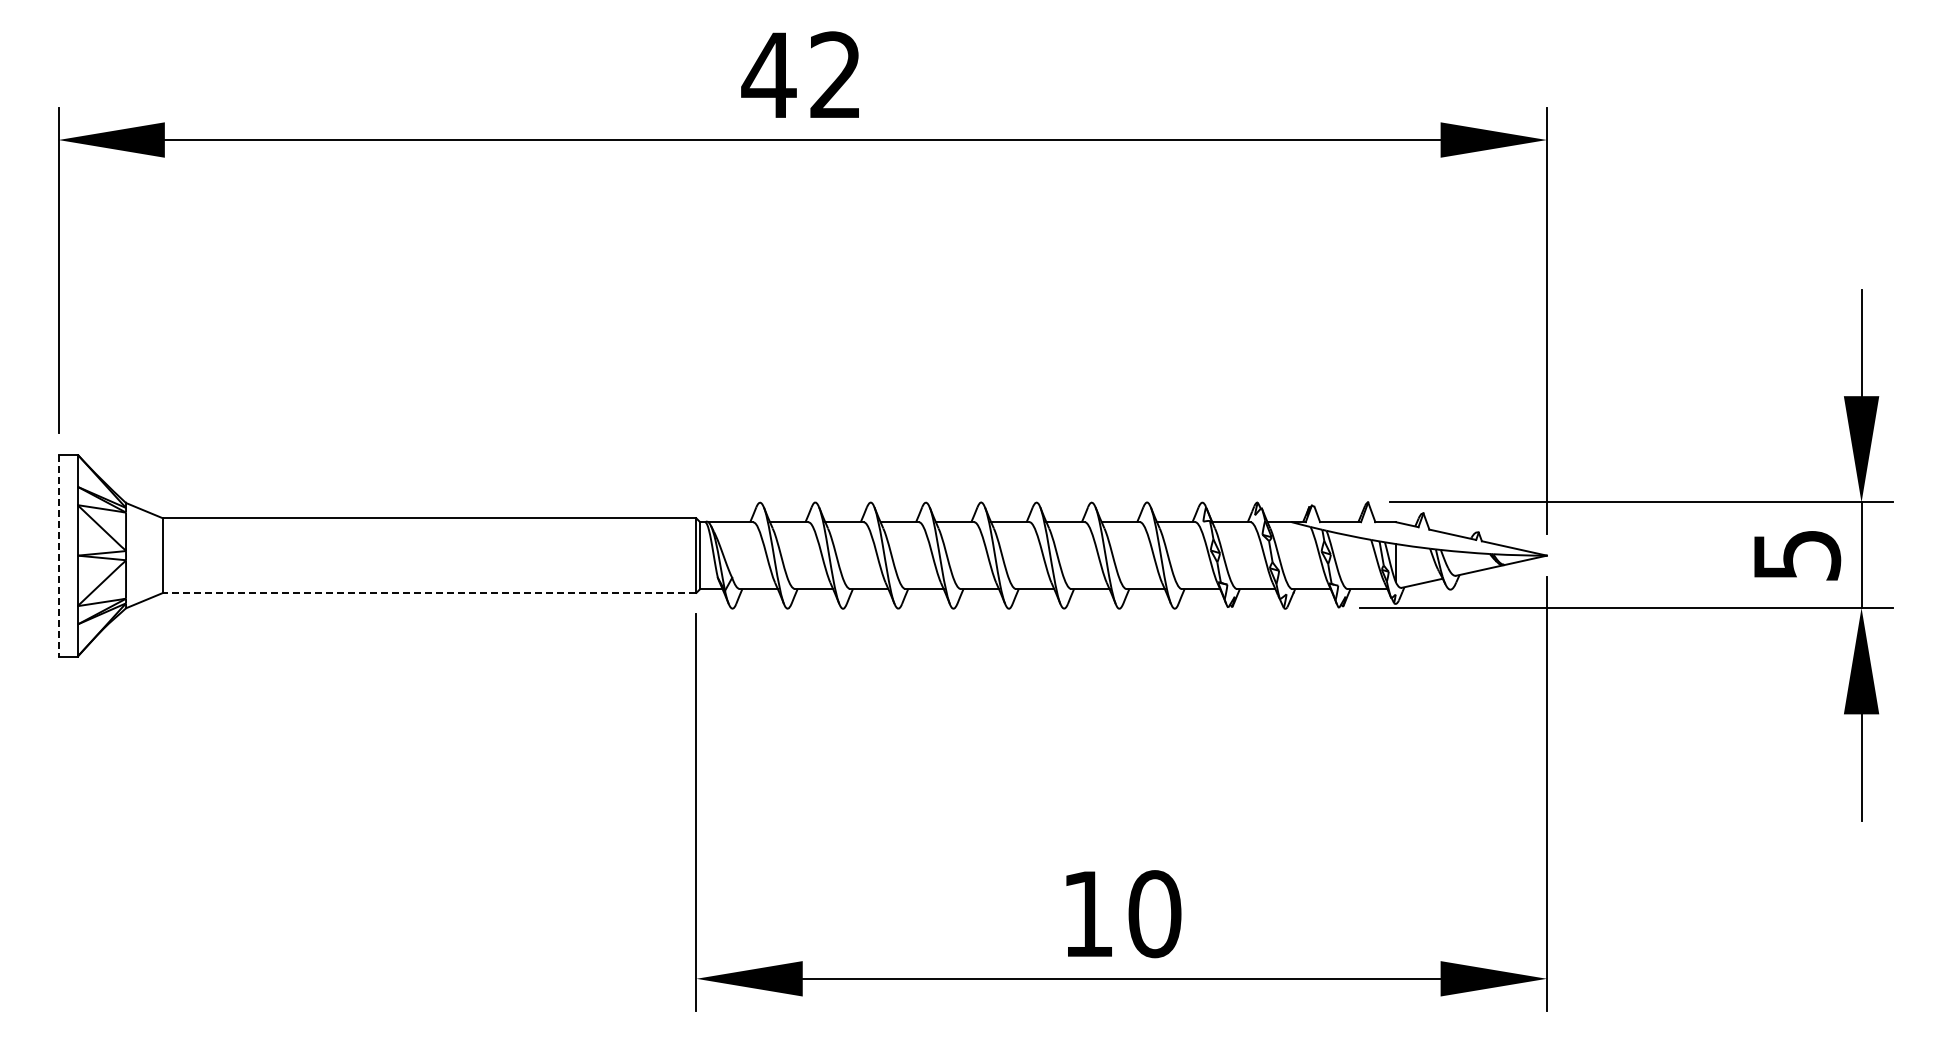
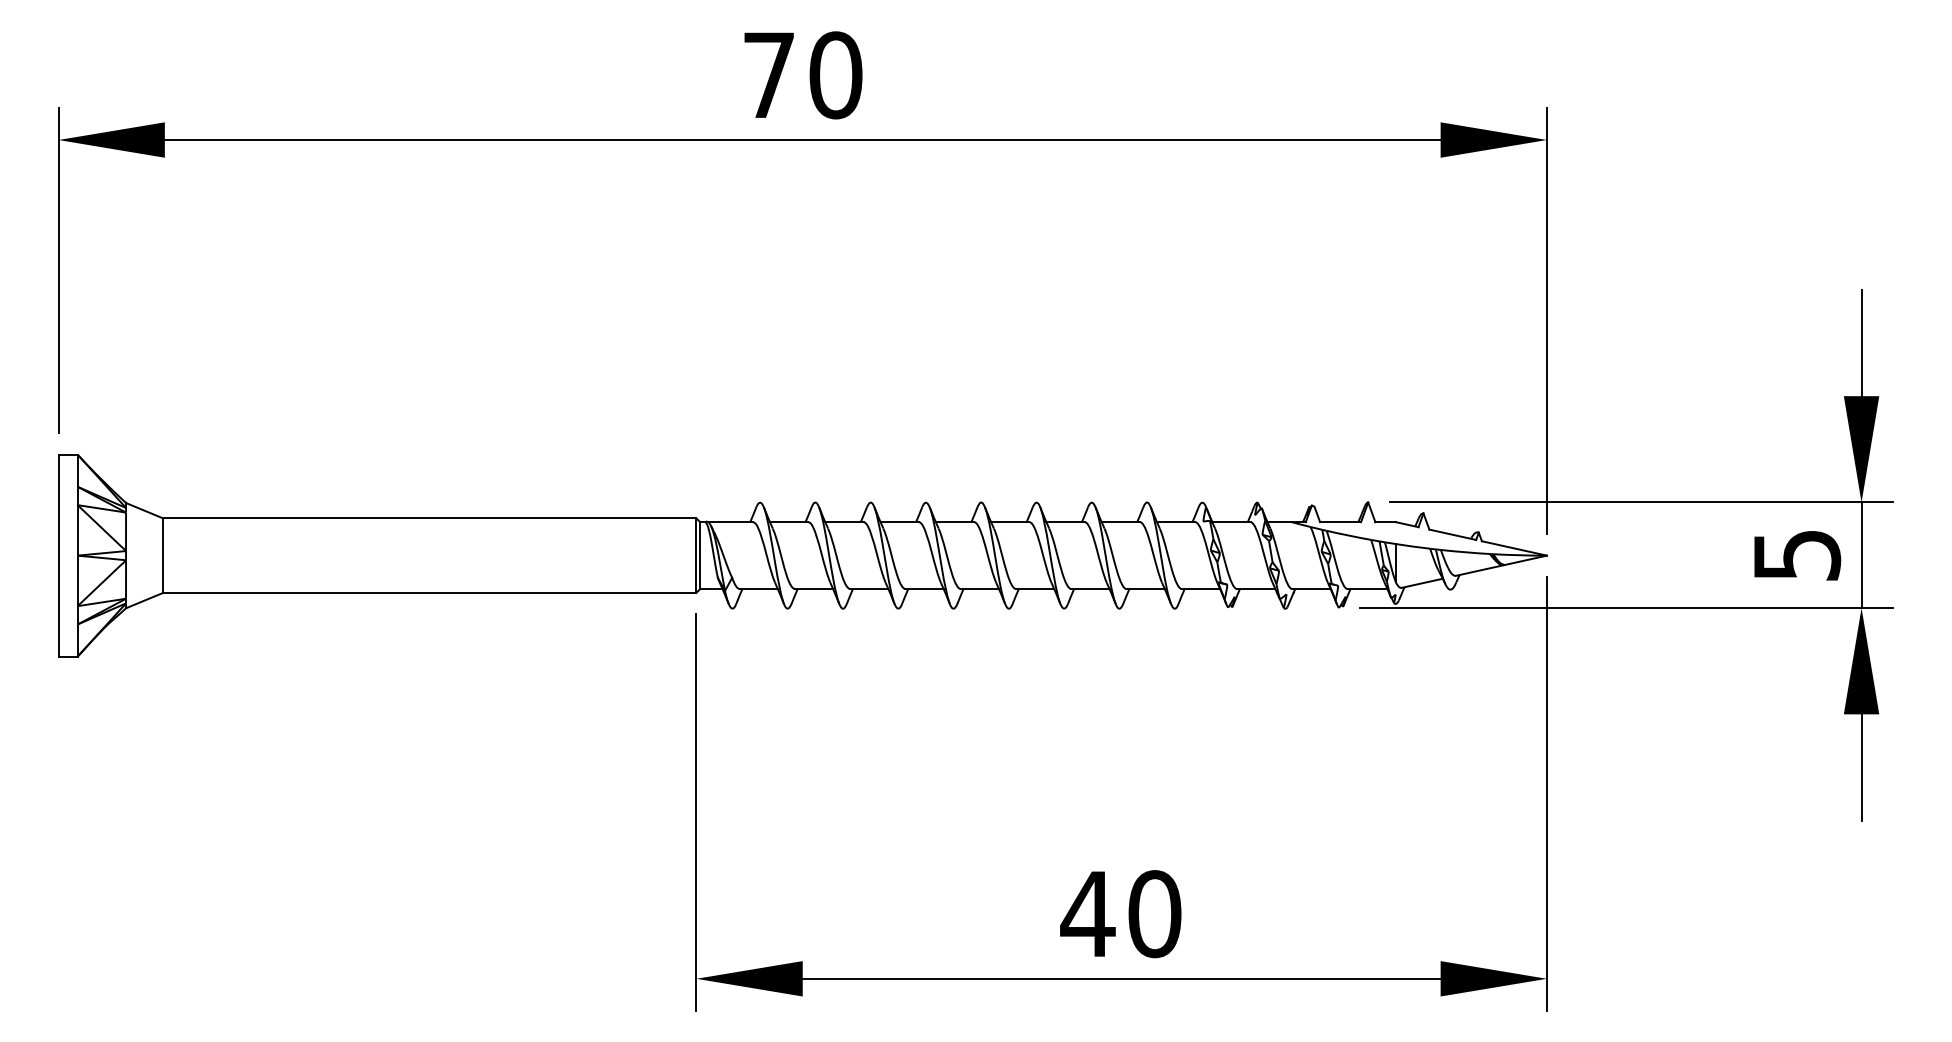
text: 42 -> 70 (801, 75)
line: dashed -> solid (58, 555)
line: dashed -> solid (429, 592)
text: 10 -> 40 (1087, 913)
